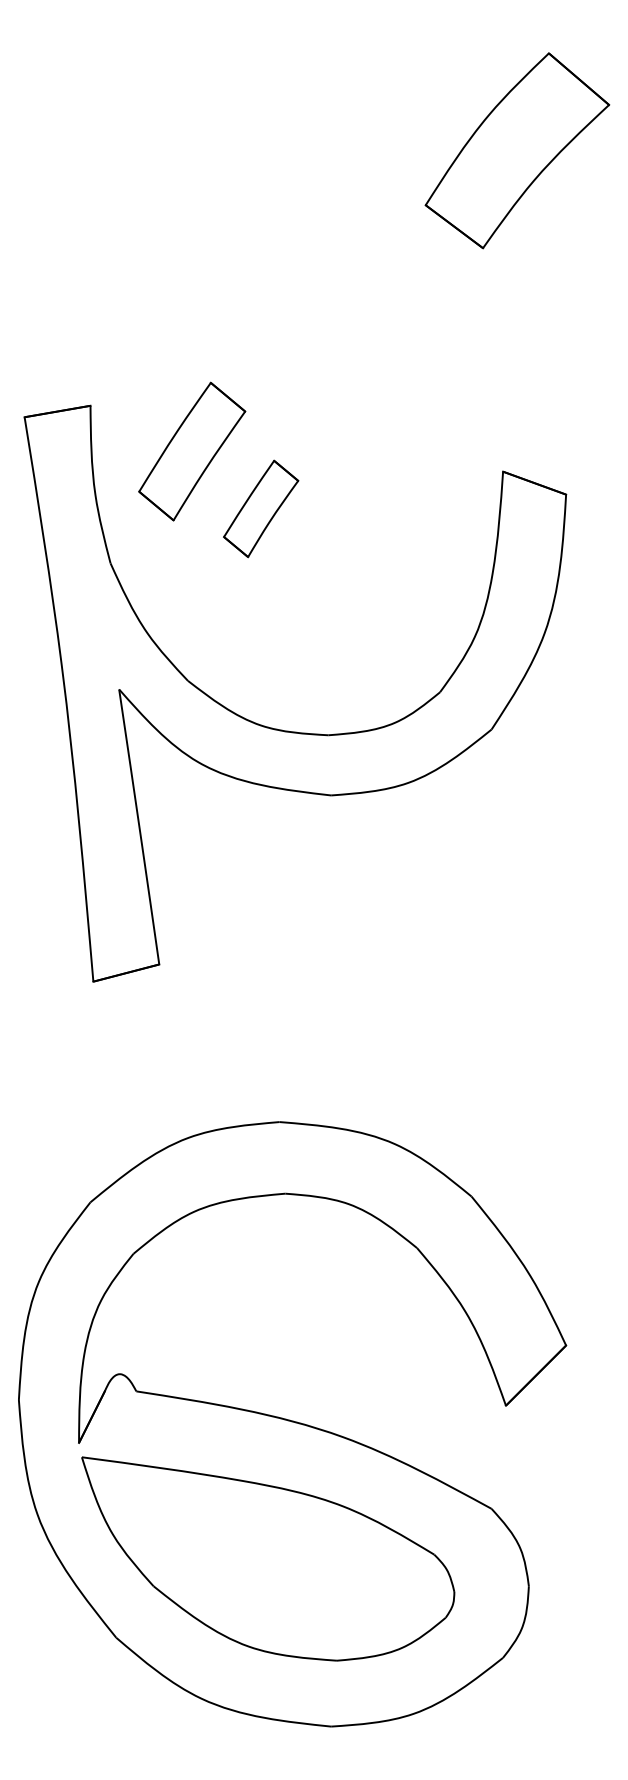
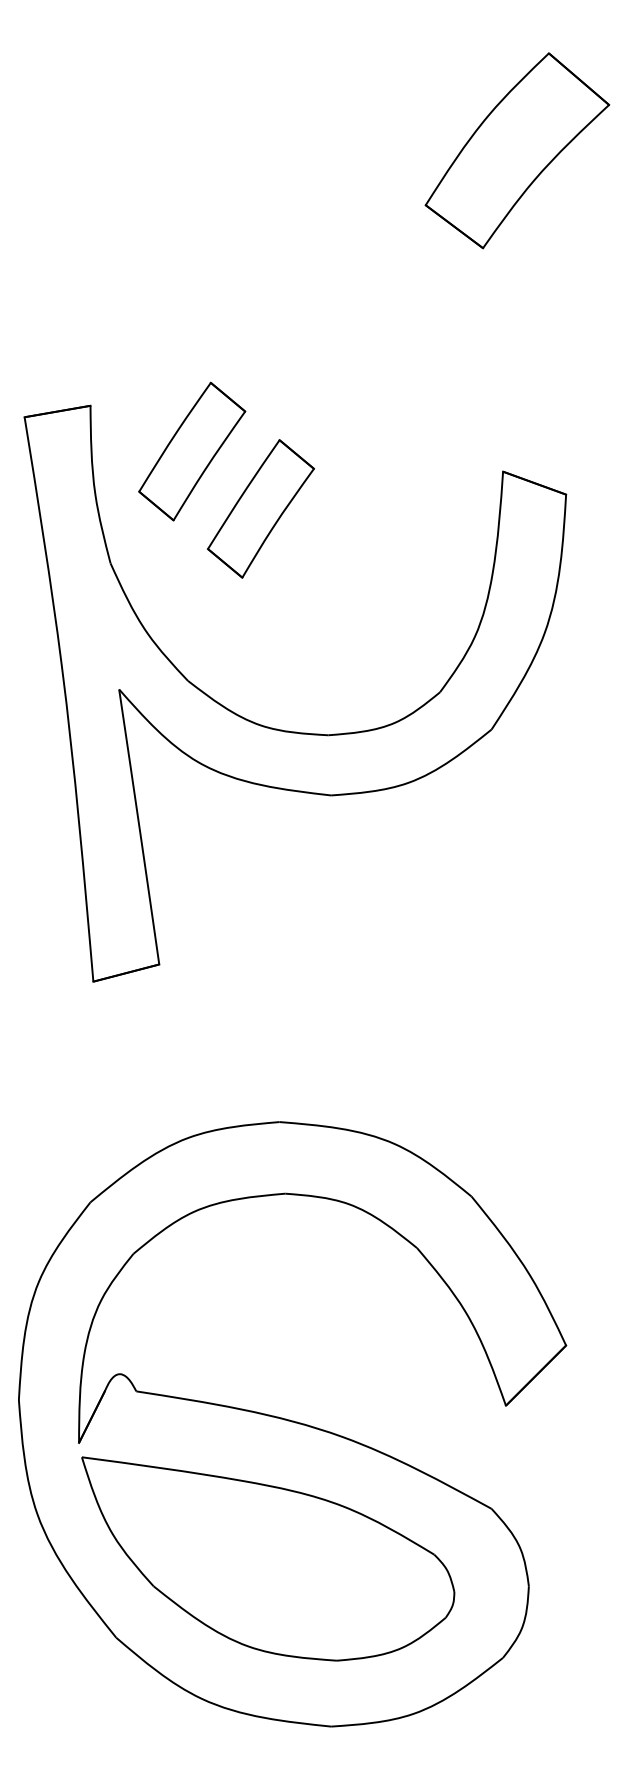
part size: 77x100 px -> 109x140 px (261, 508)
